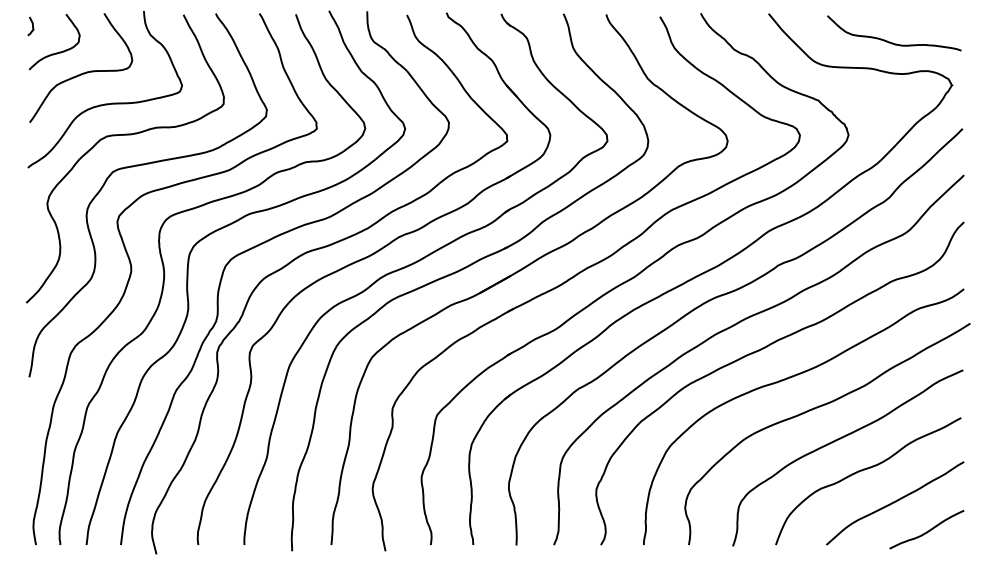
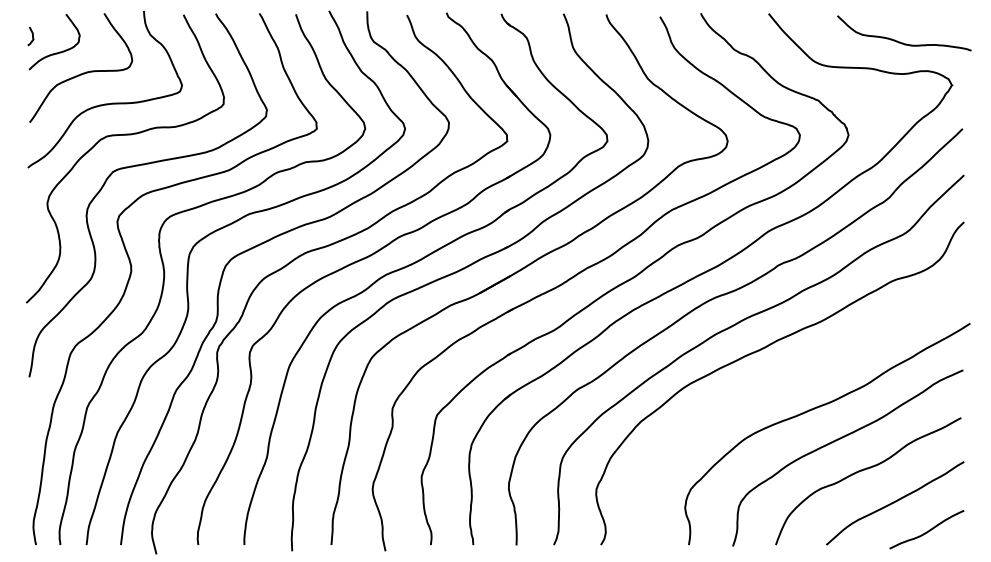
curve position: (32, 26) -> (32, 36) (32, 36)
curve position: (890, 41) -> (900, 41) (900, 41)
curve: present -> none (790, 378)
